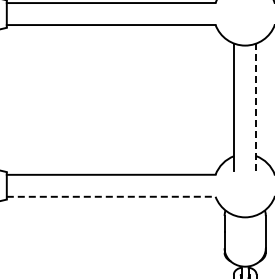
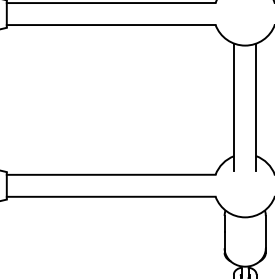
line: dashed -> solid (256, 107)
line: dashed -> solid (111, 196)
